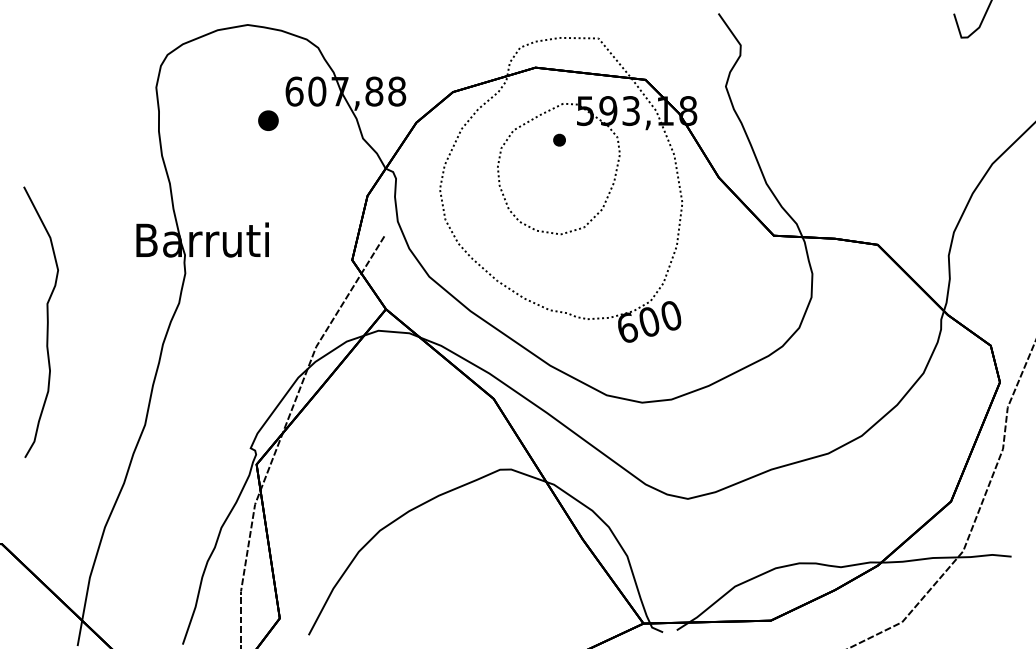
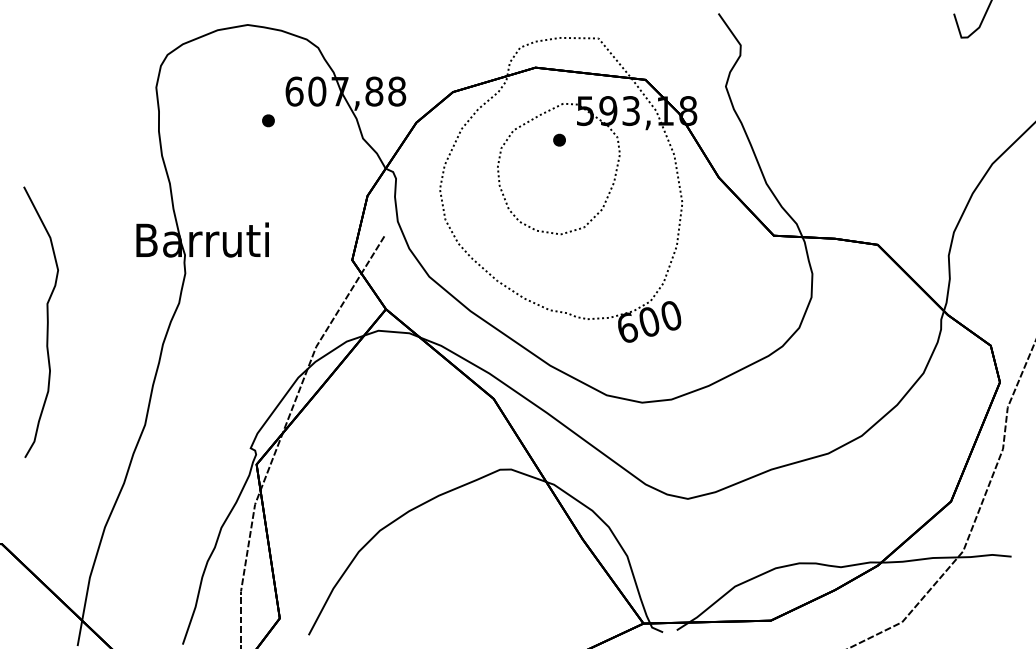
part size: 21x21 px -> 13x14 px (268, 120)
